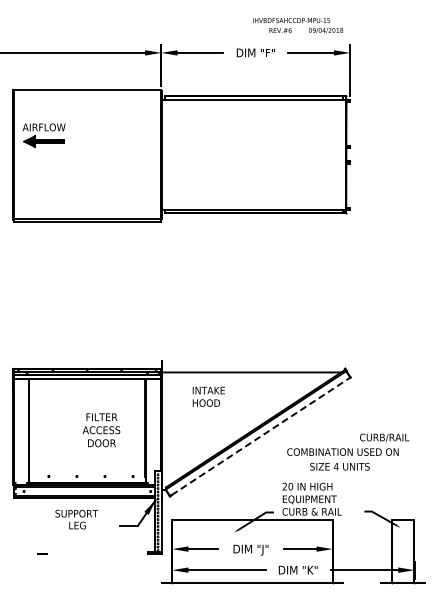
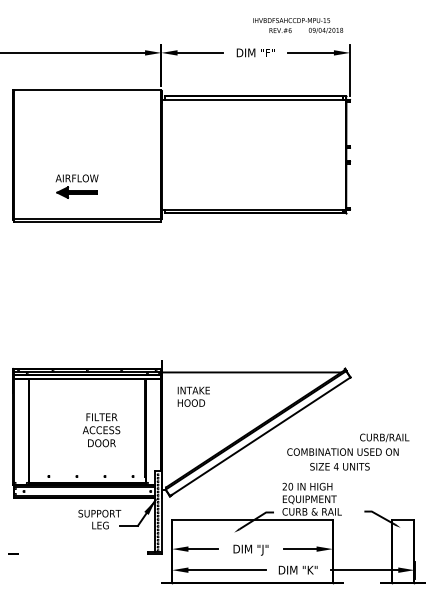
part position: (43, 135) -> (76, 186) (76, 186)
text position: (208, 396) -> (193, 396) (193, 396)
line: dashed -> solid (261, 436)
text position: (76, 519) -> (99, 519) (99, 519)
part position: (42, 553) -> (13, 553) (13, 553)
